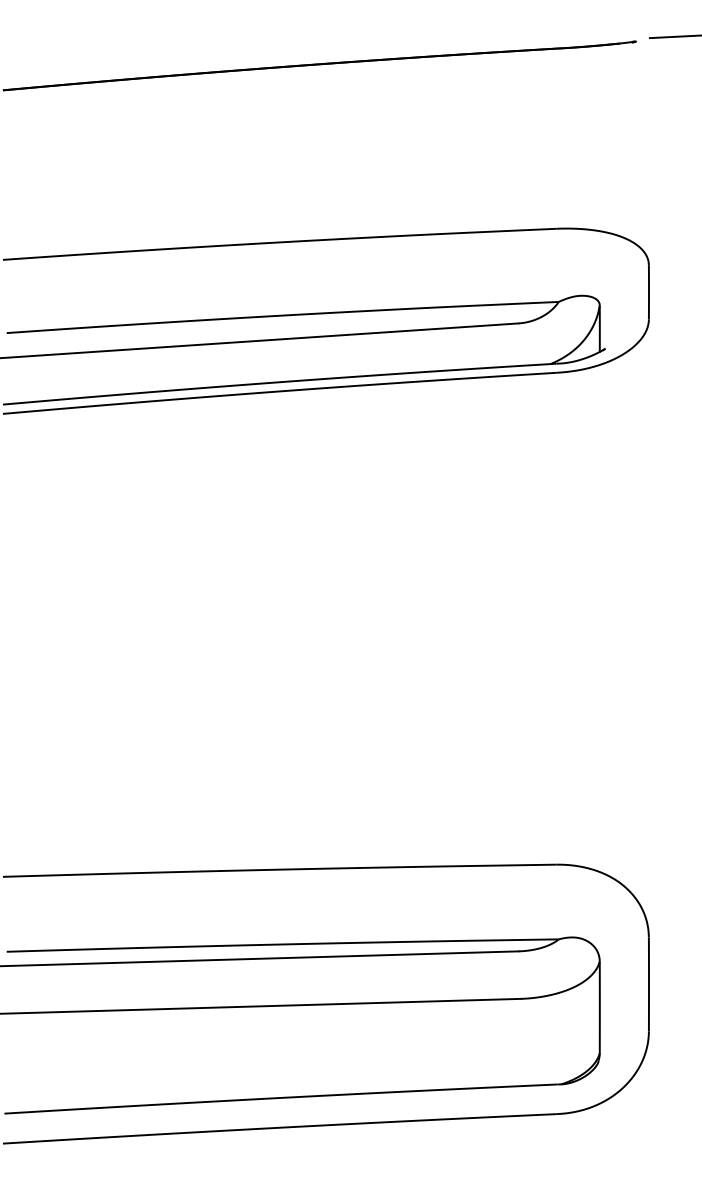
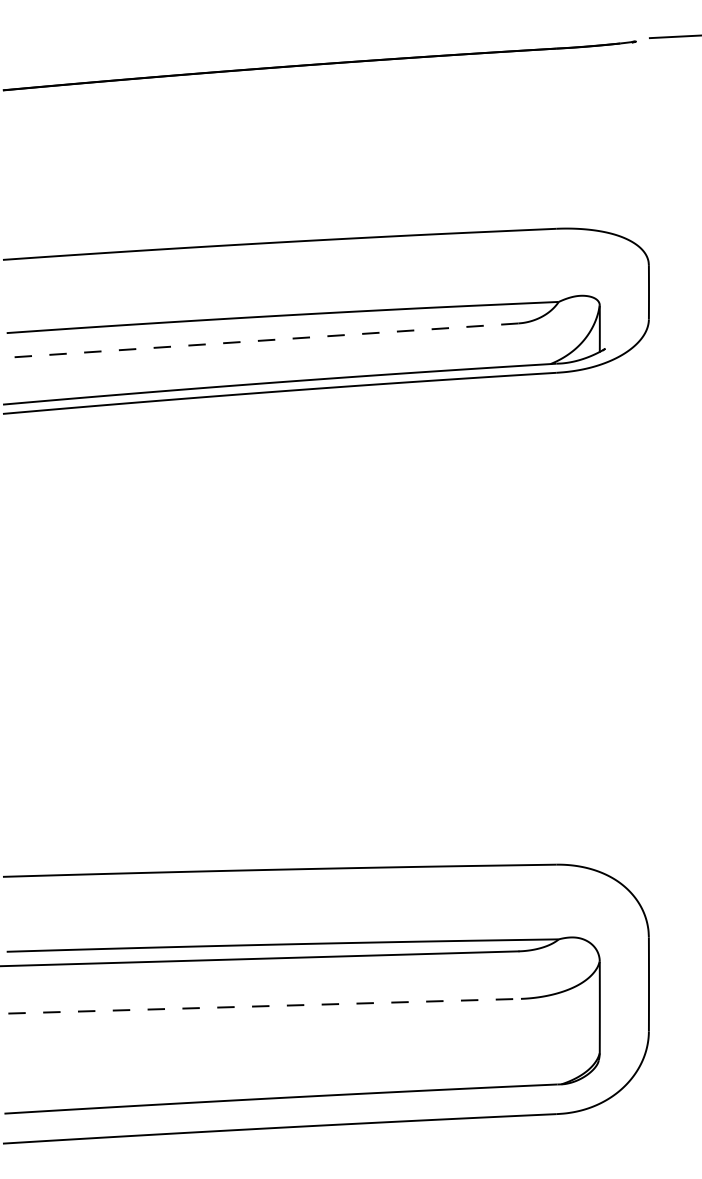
line: solid -> dashed (259, 340)
line: solid -> dashed (261, 1006)
